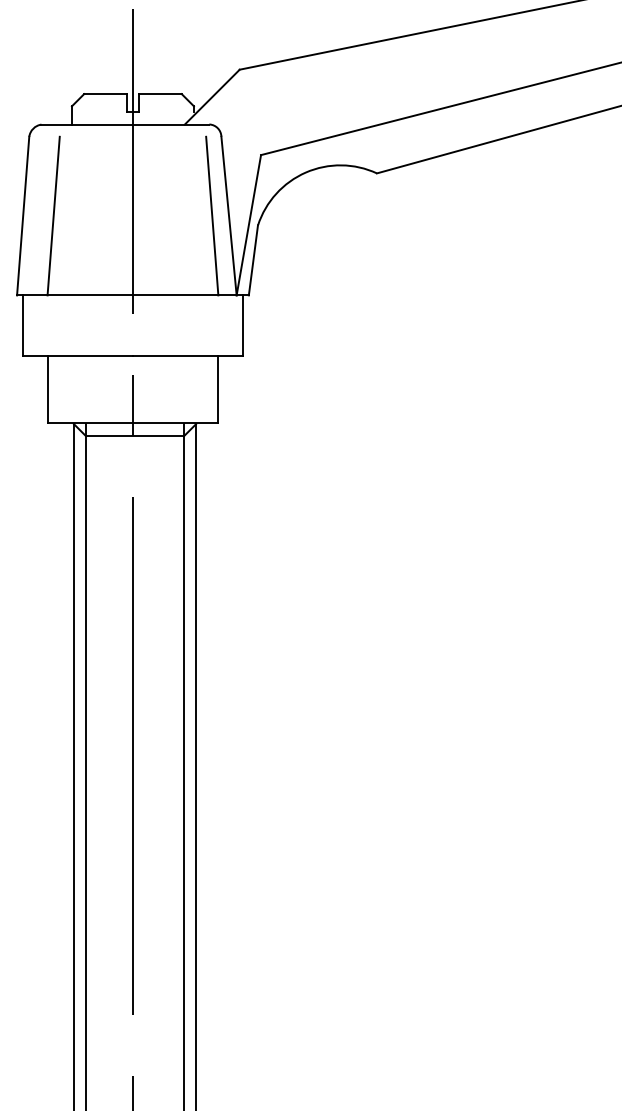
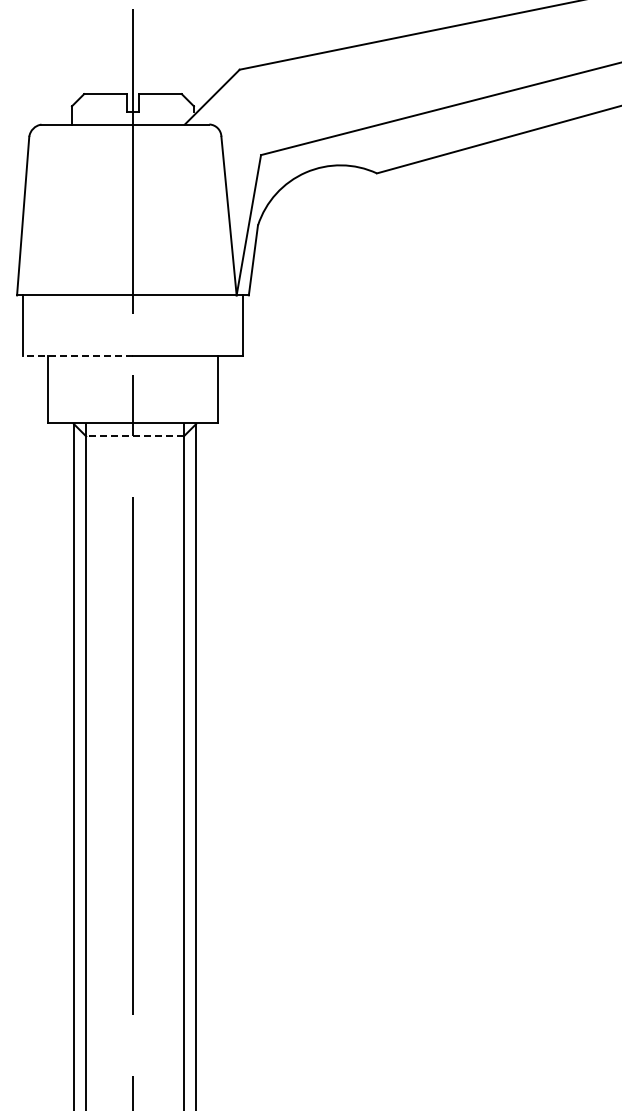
line: present -> none (53, 215)
line: present -> none (212, 215)
line: solid -> dashed (78, 356)
line: solid -> dashed (135, 436)
